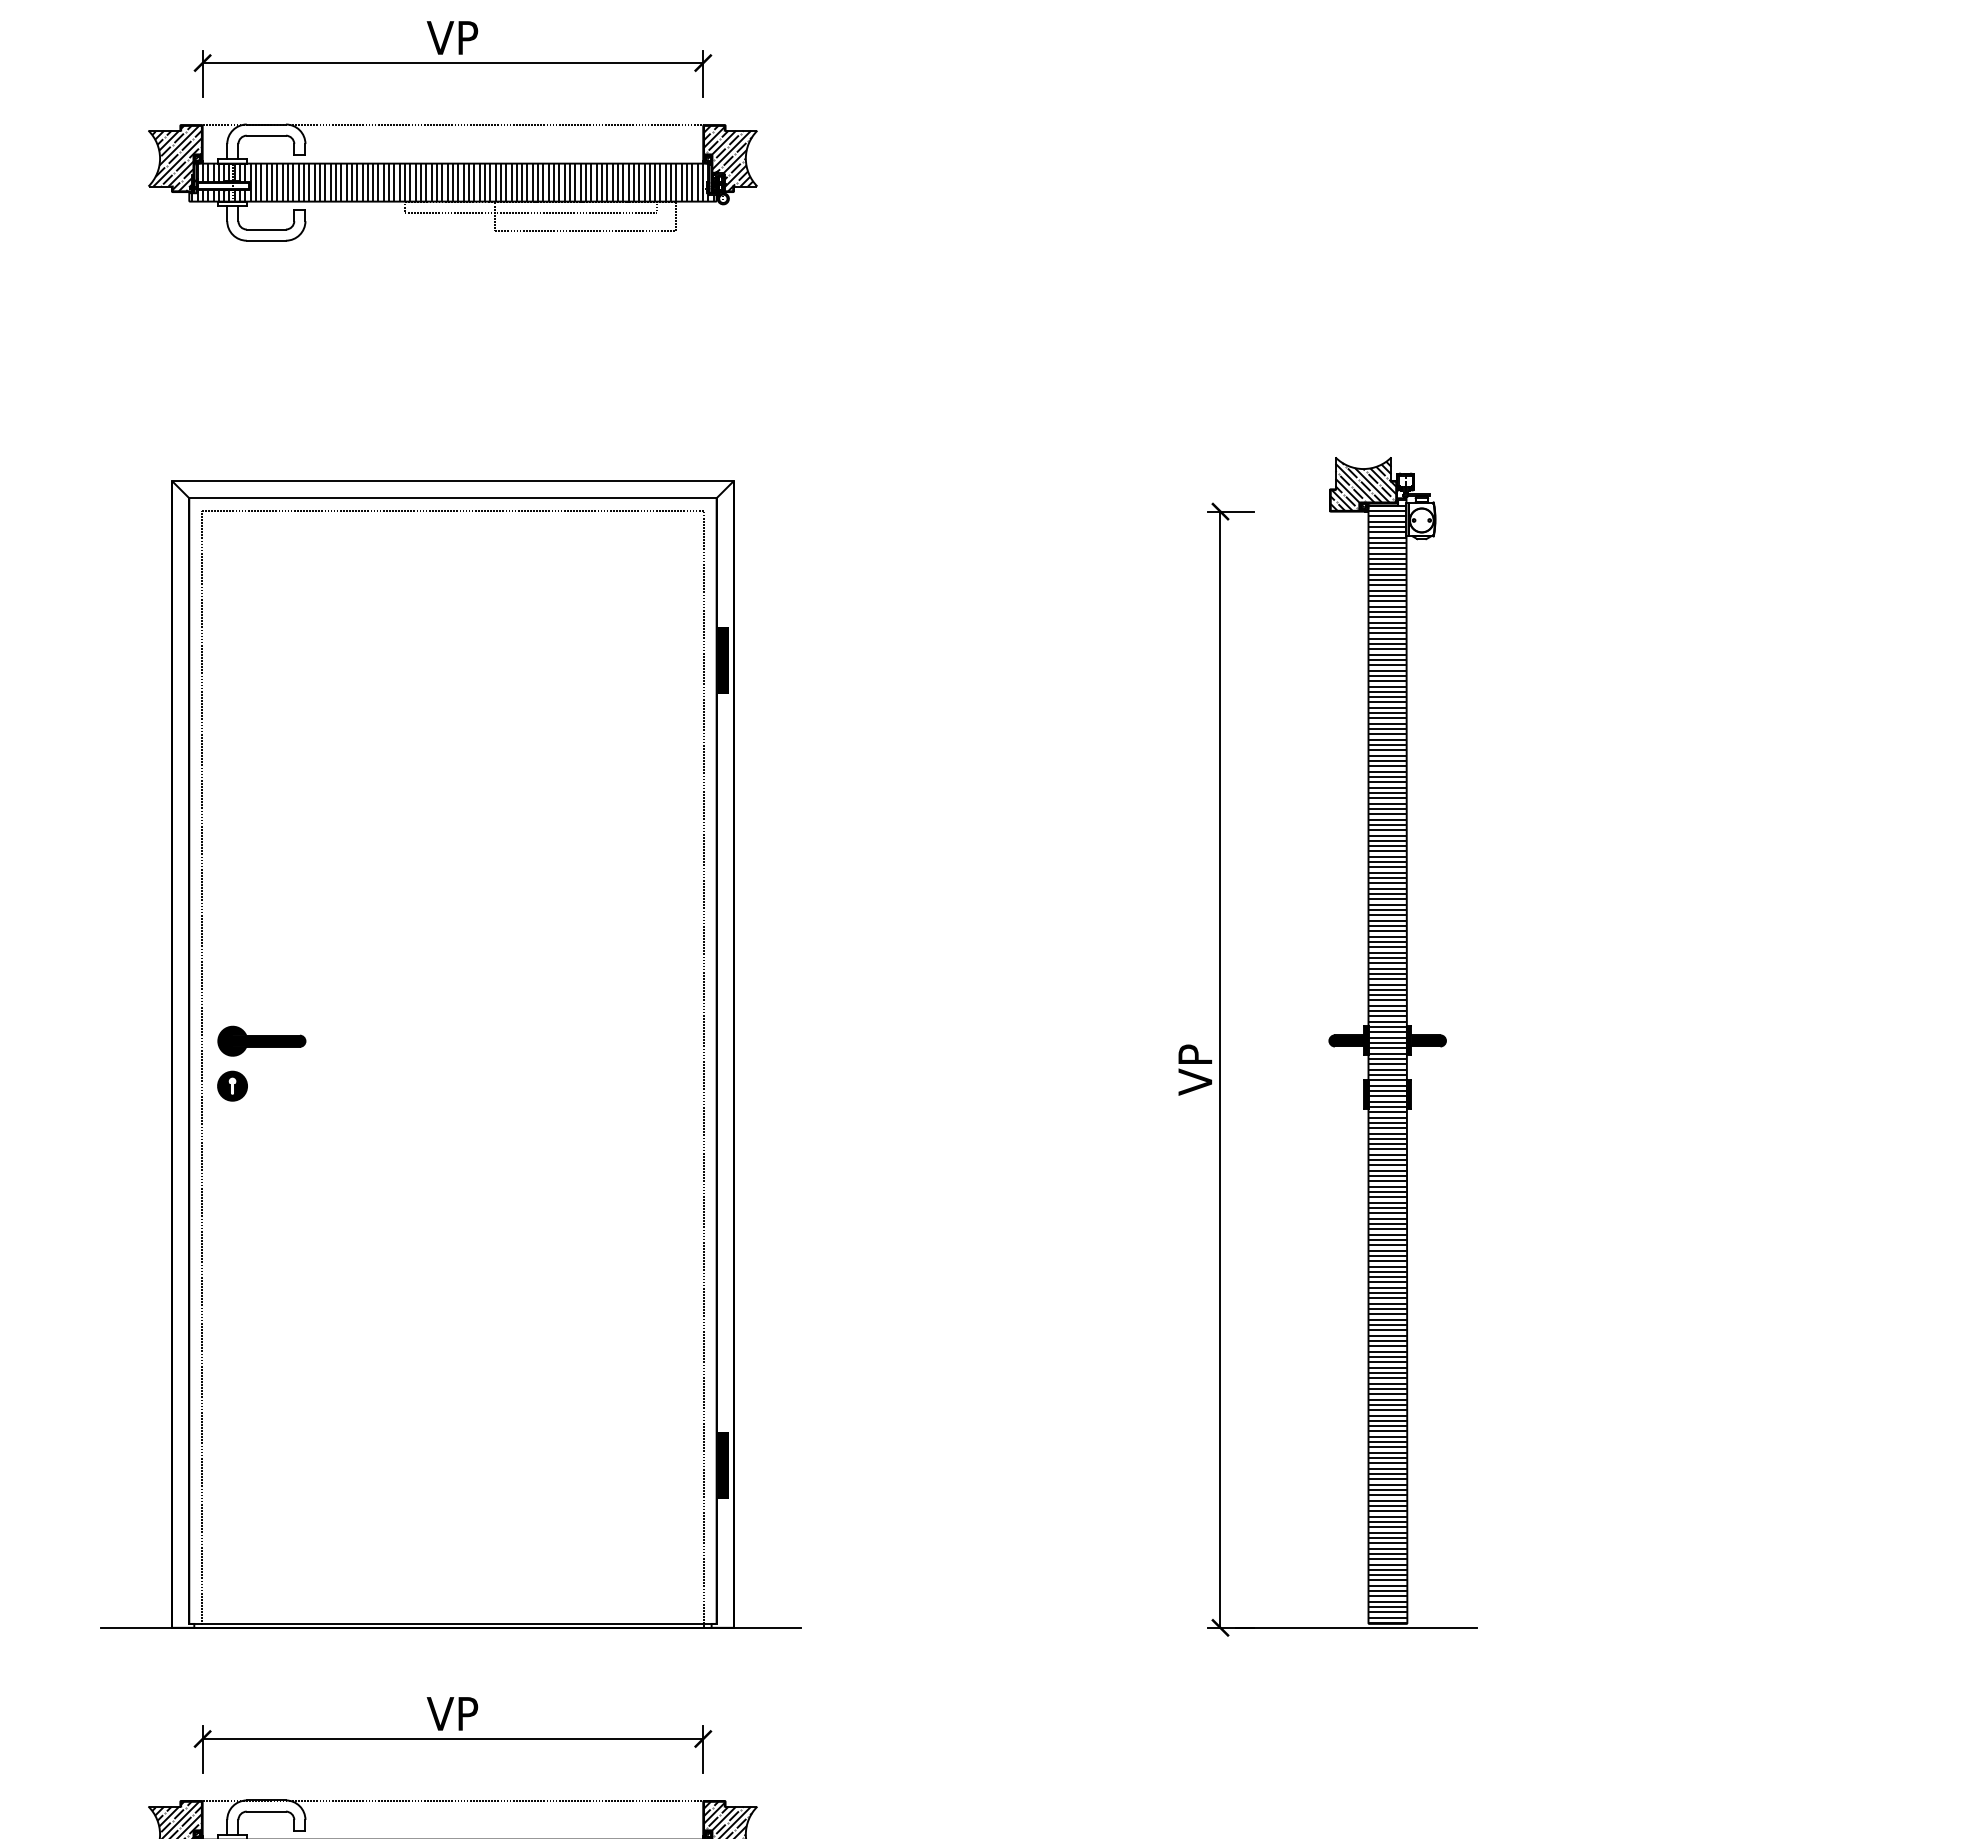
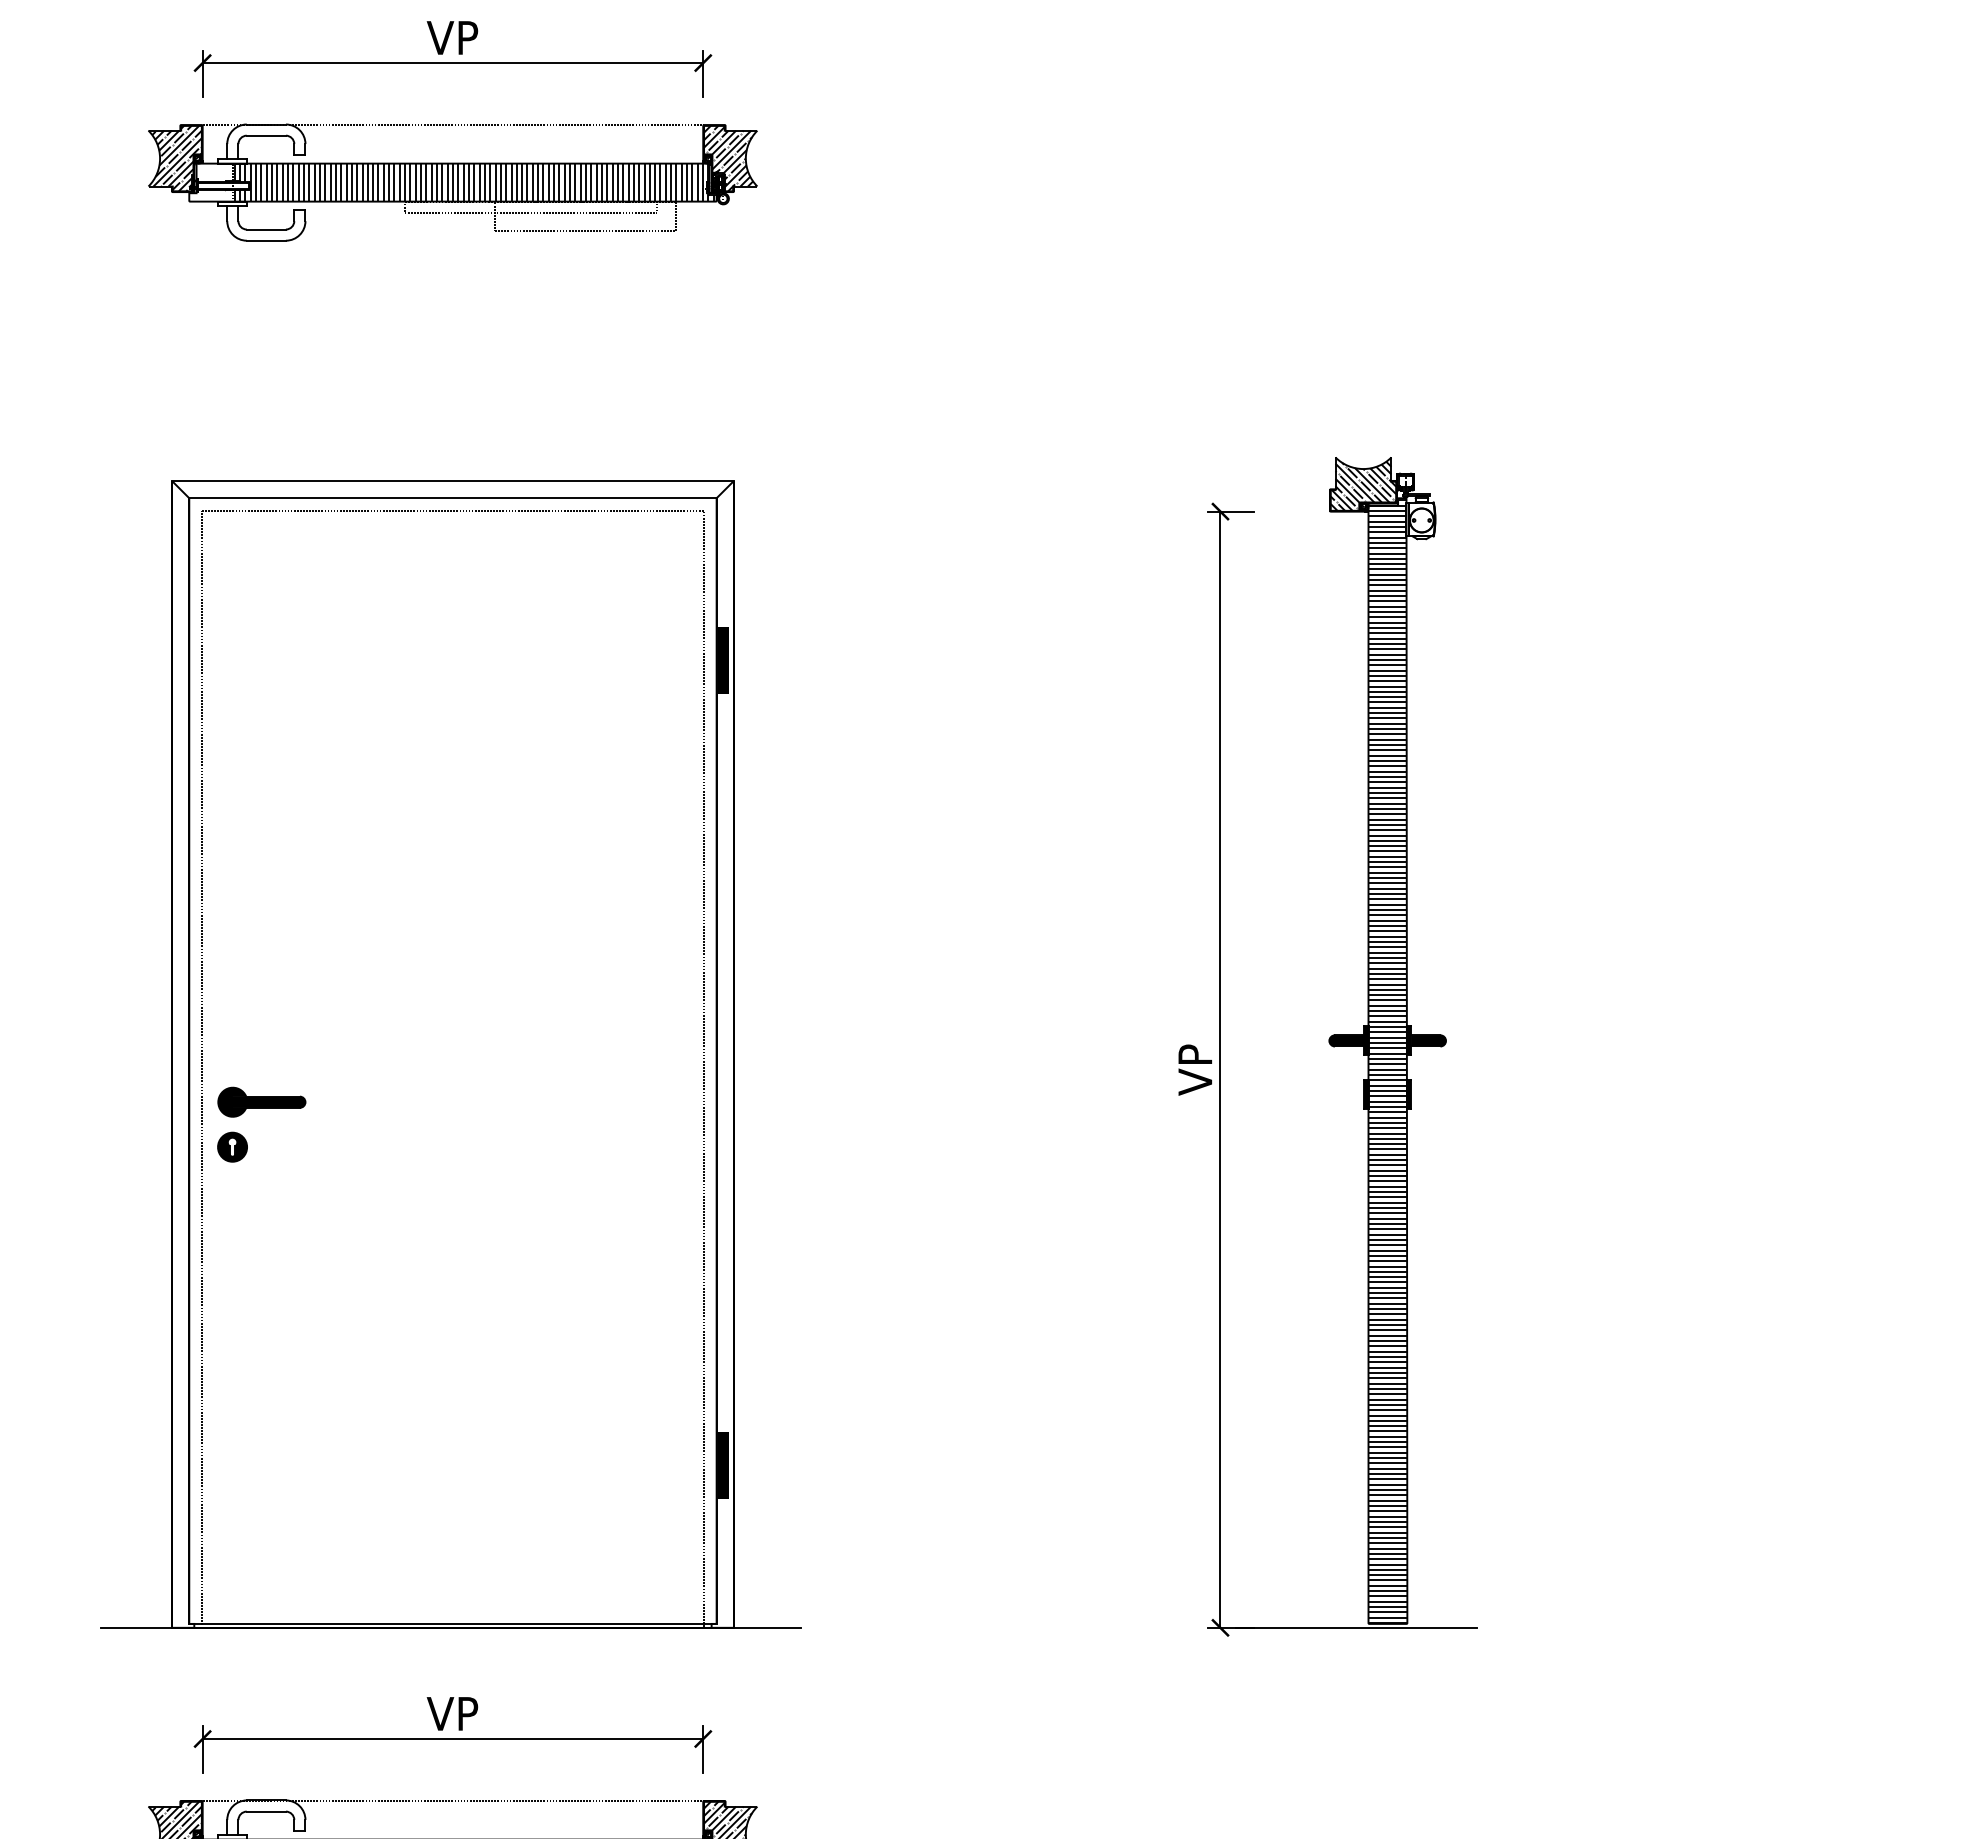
hatch: present -> none (213, 172)
hatch: present -> none (210, 195)
part position: (261, 1047) -> (261, 1108) (261, 1108)
